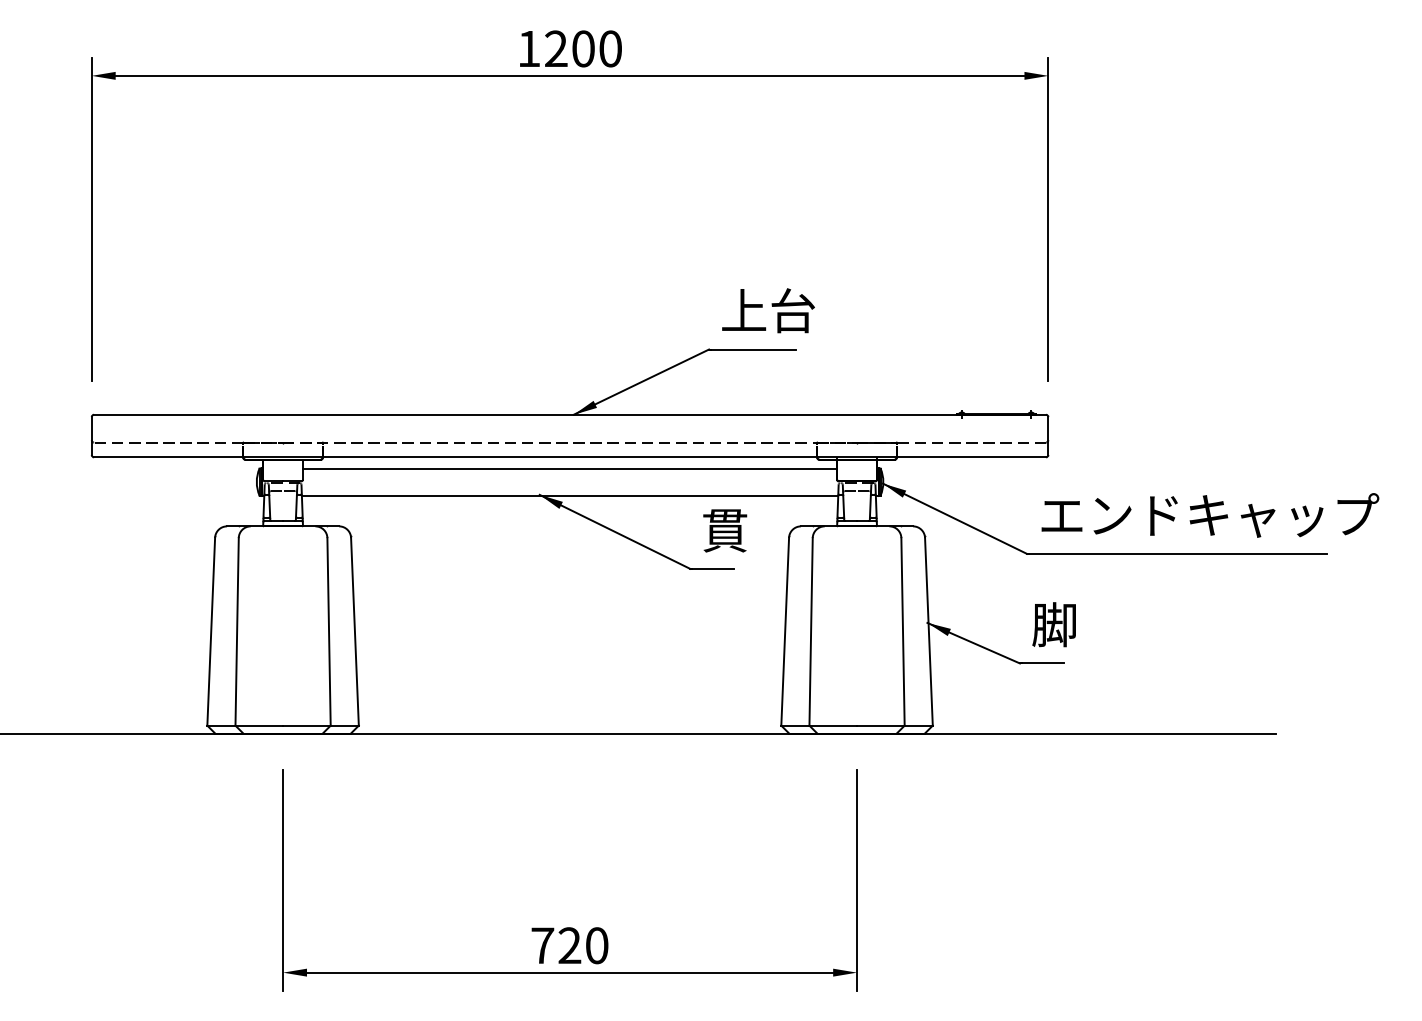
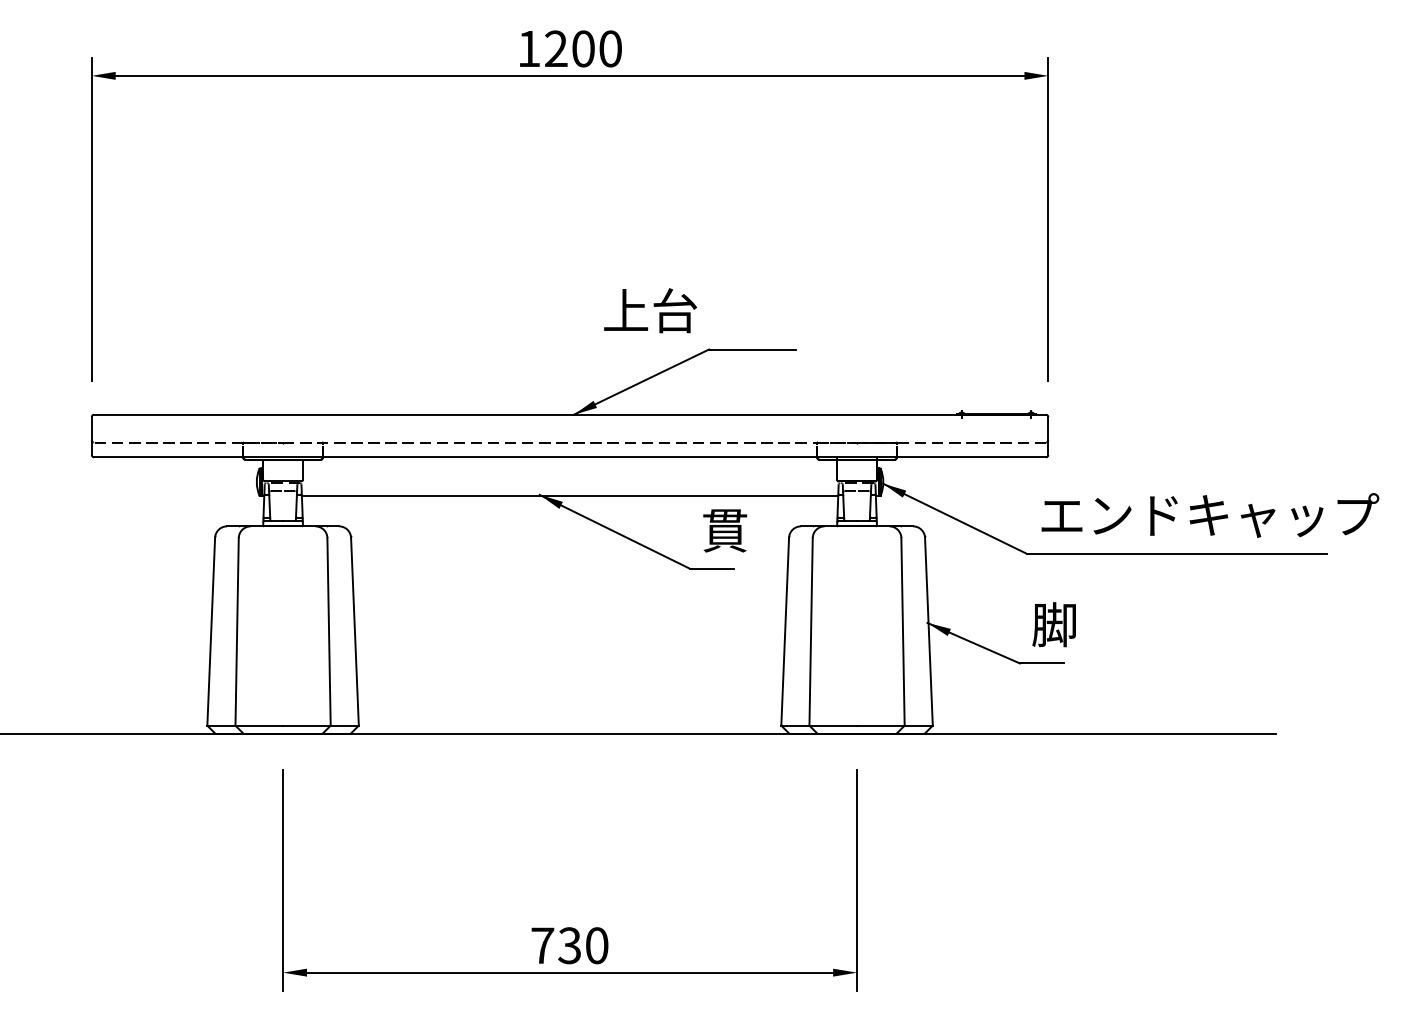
text position: (768, 310) -> (650, 310) (650, 310)
line: present -> none (570, 468)
text: 720 -> 730 (569, 945)
